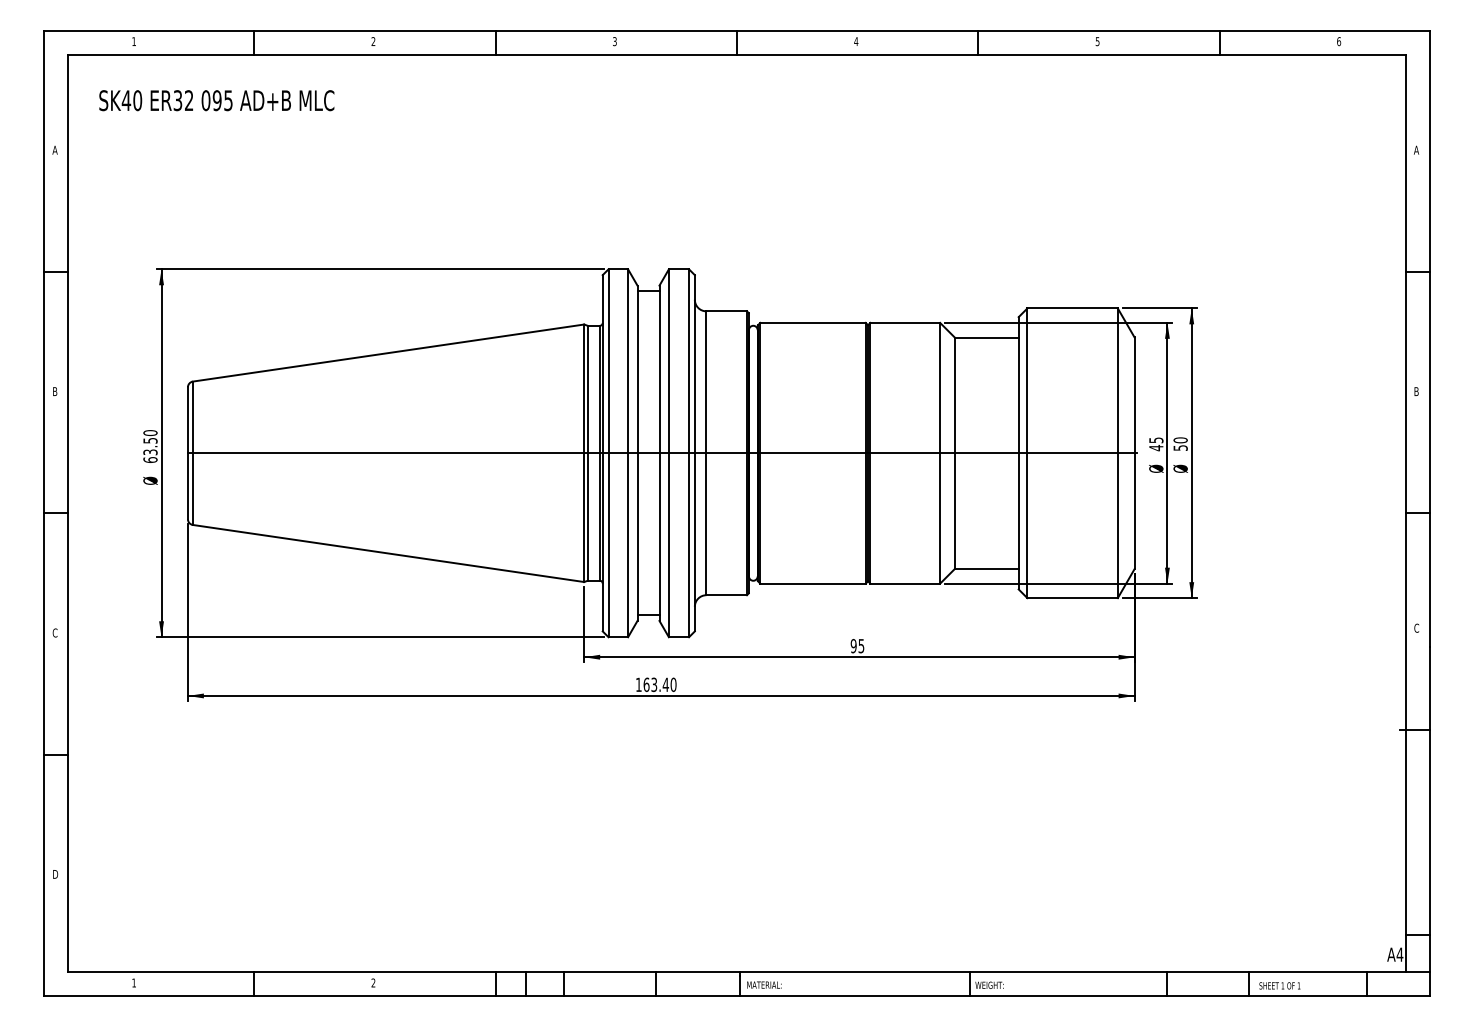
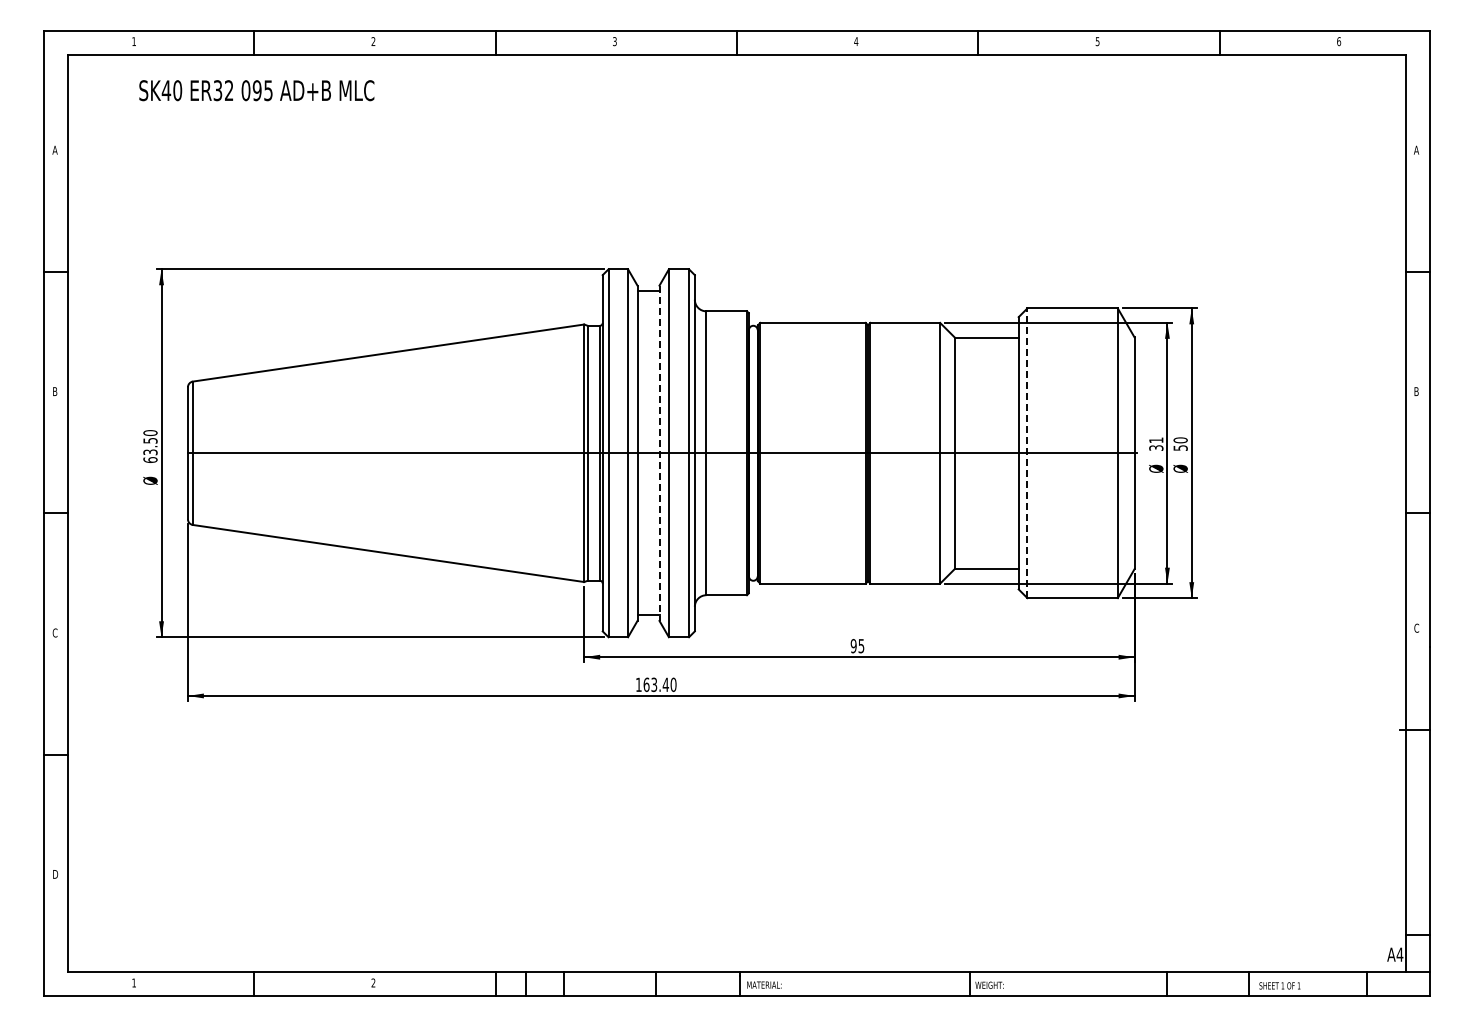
text position: (216, 100) -> (256, 90) (256, 90)
text: 45 -> 31 (1156, 444)
line: solid -> dashed (659, 453)
line: solid -> dashed (1027, 453)
